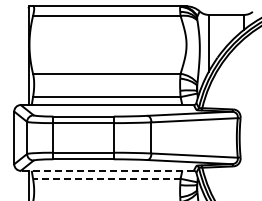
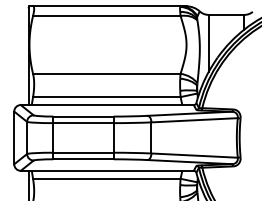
line: dashed -> solid (107, 170)
line: dashed -> solid (106, 178)
